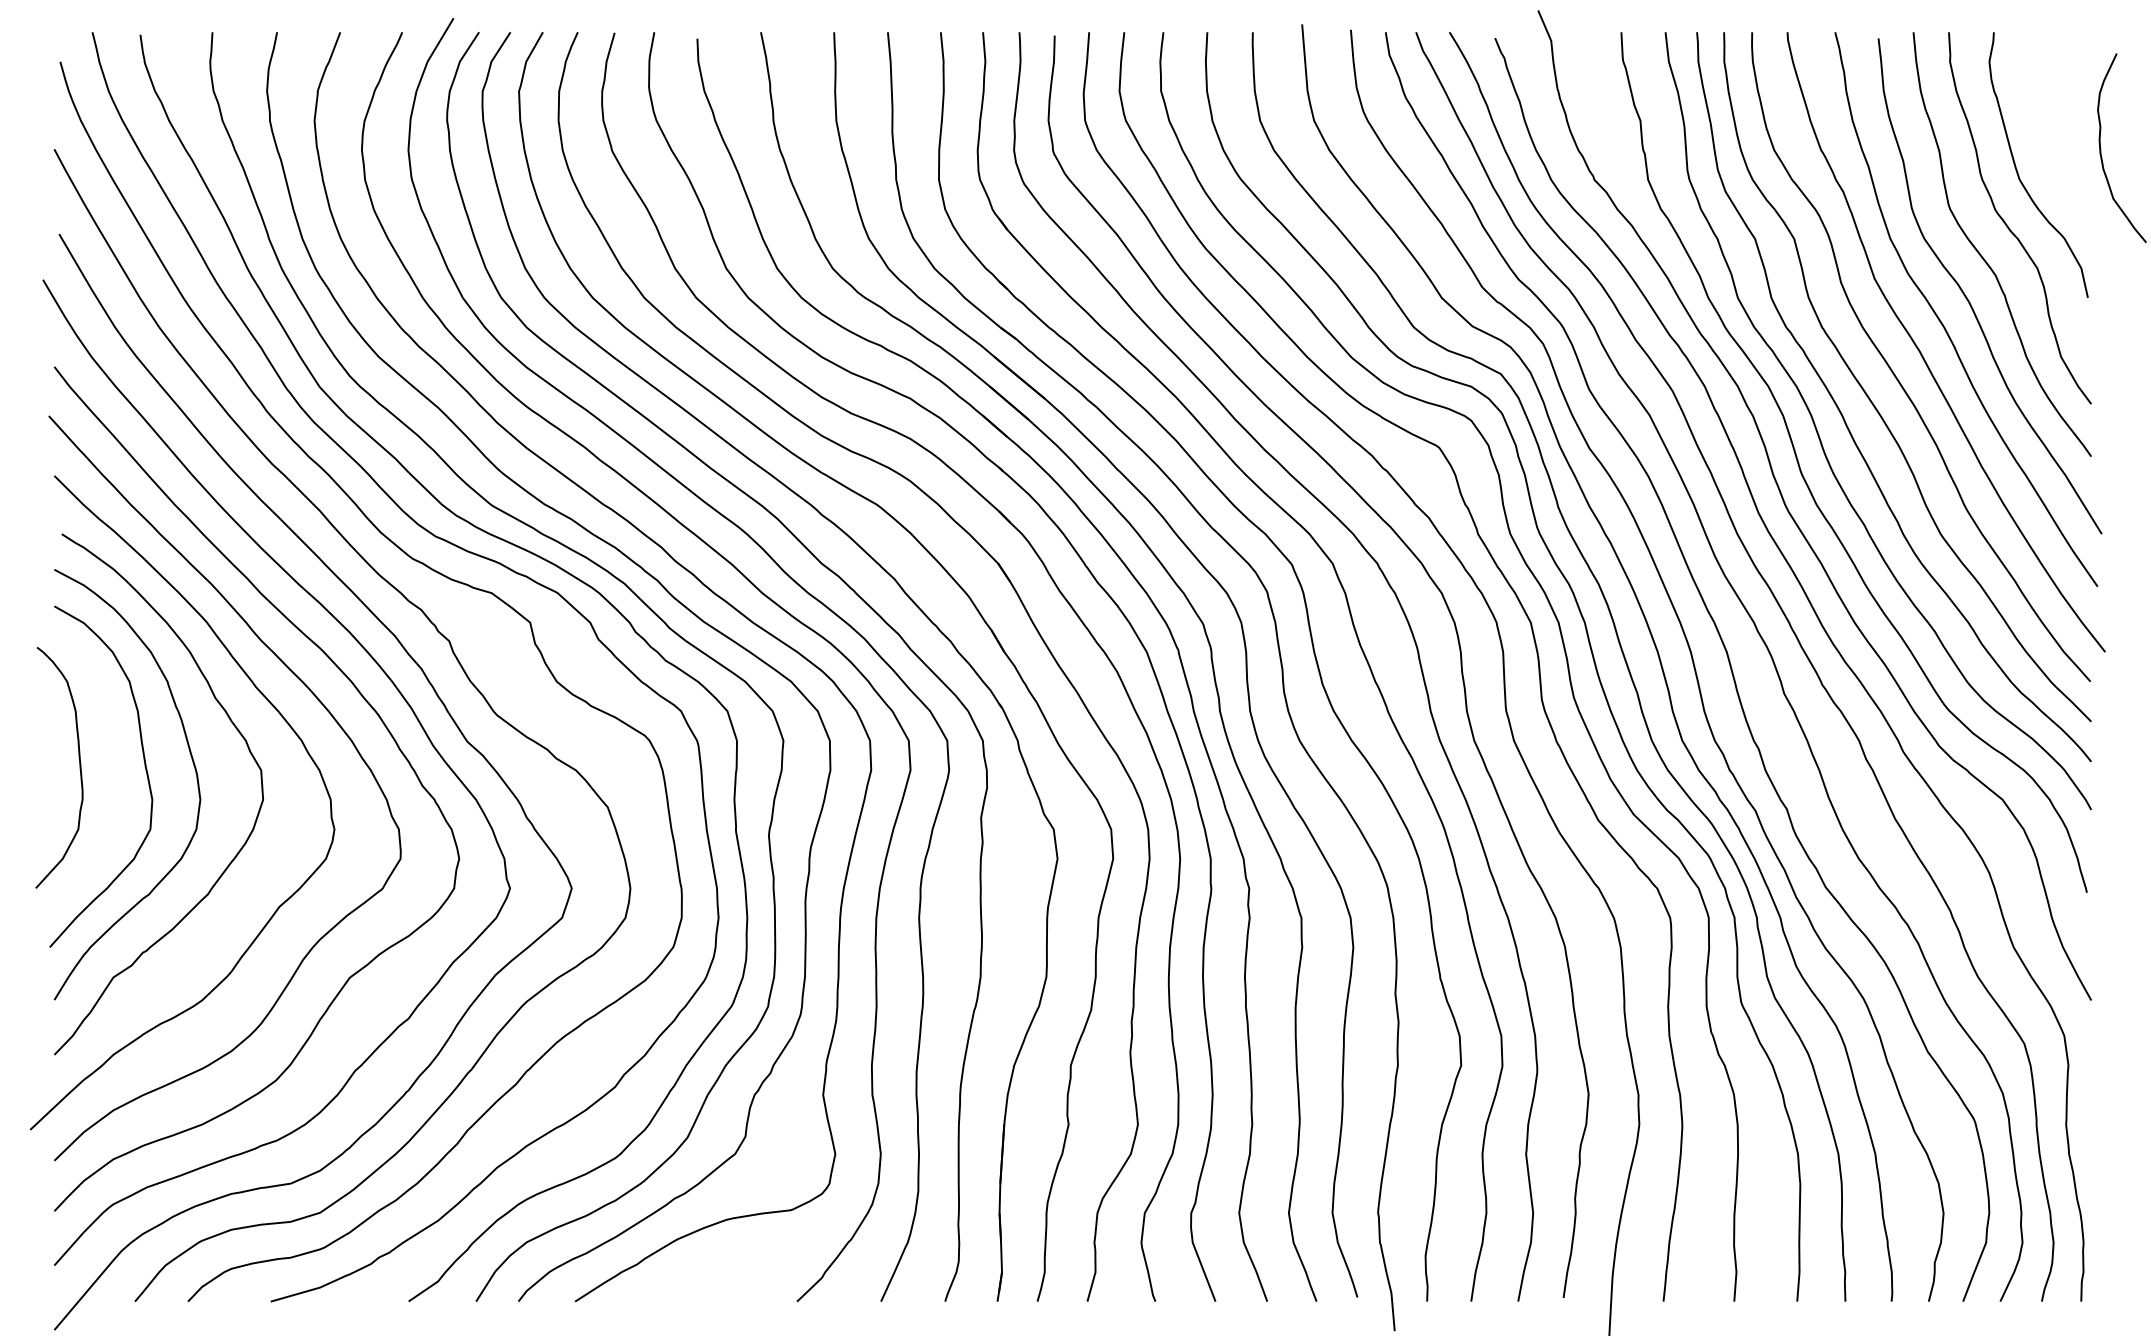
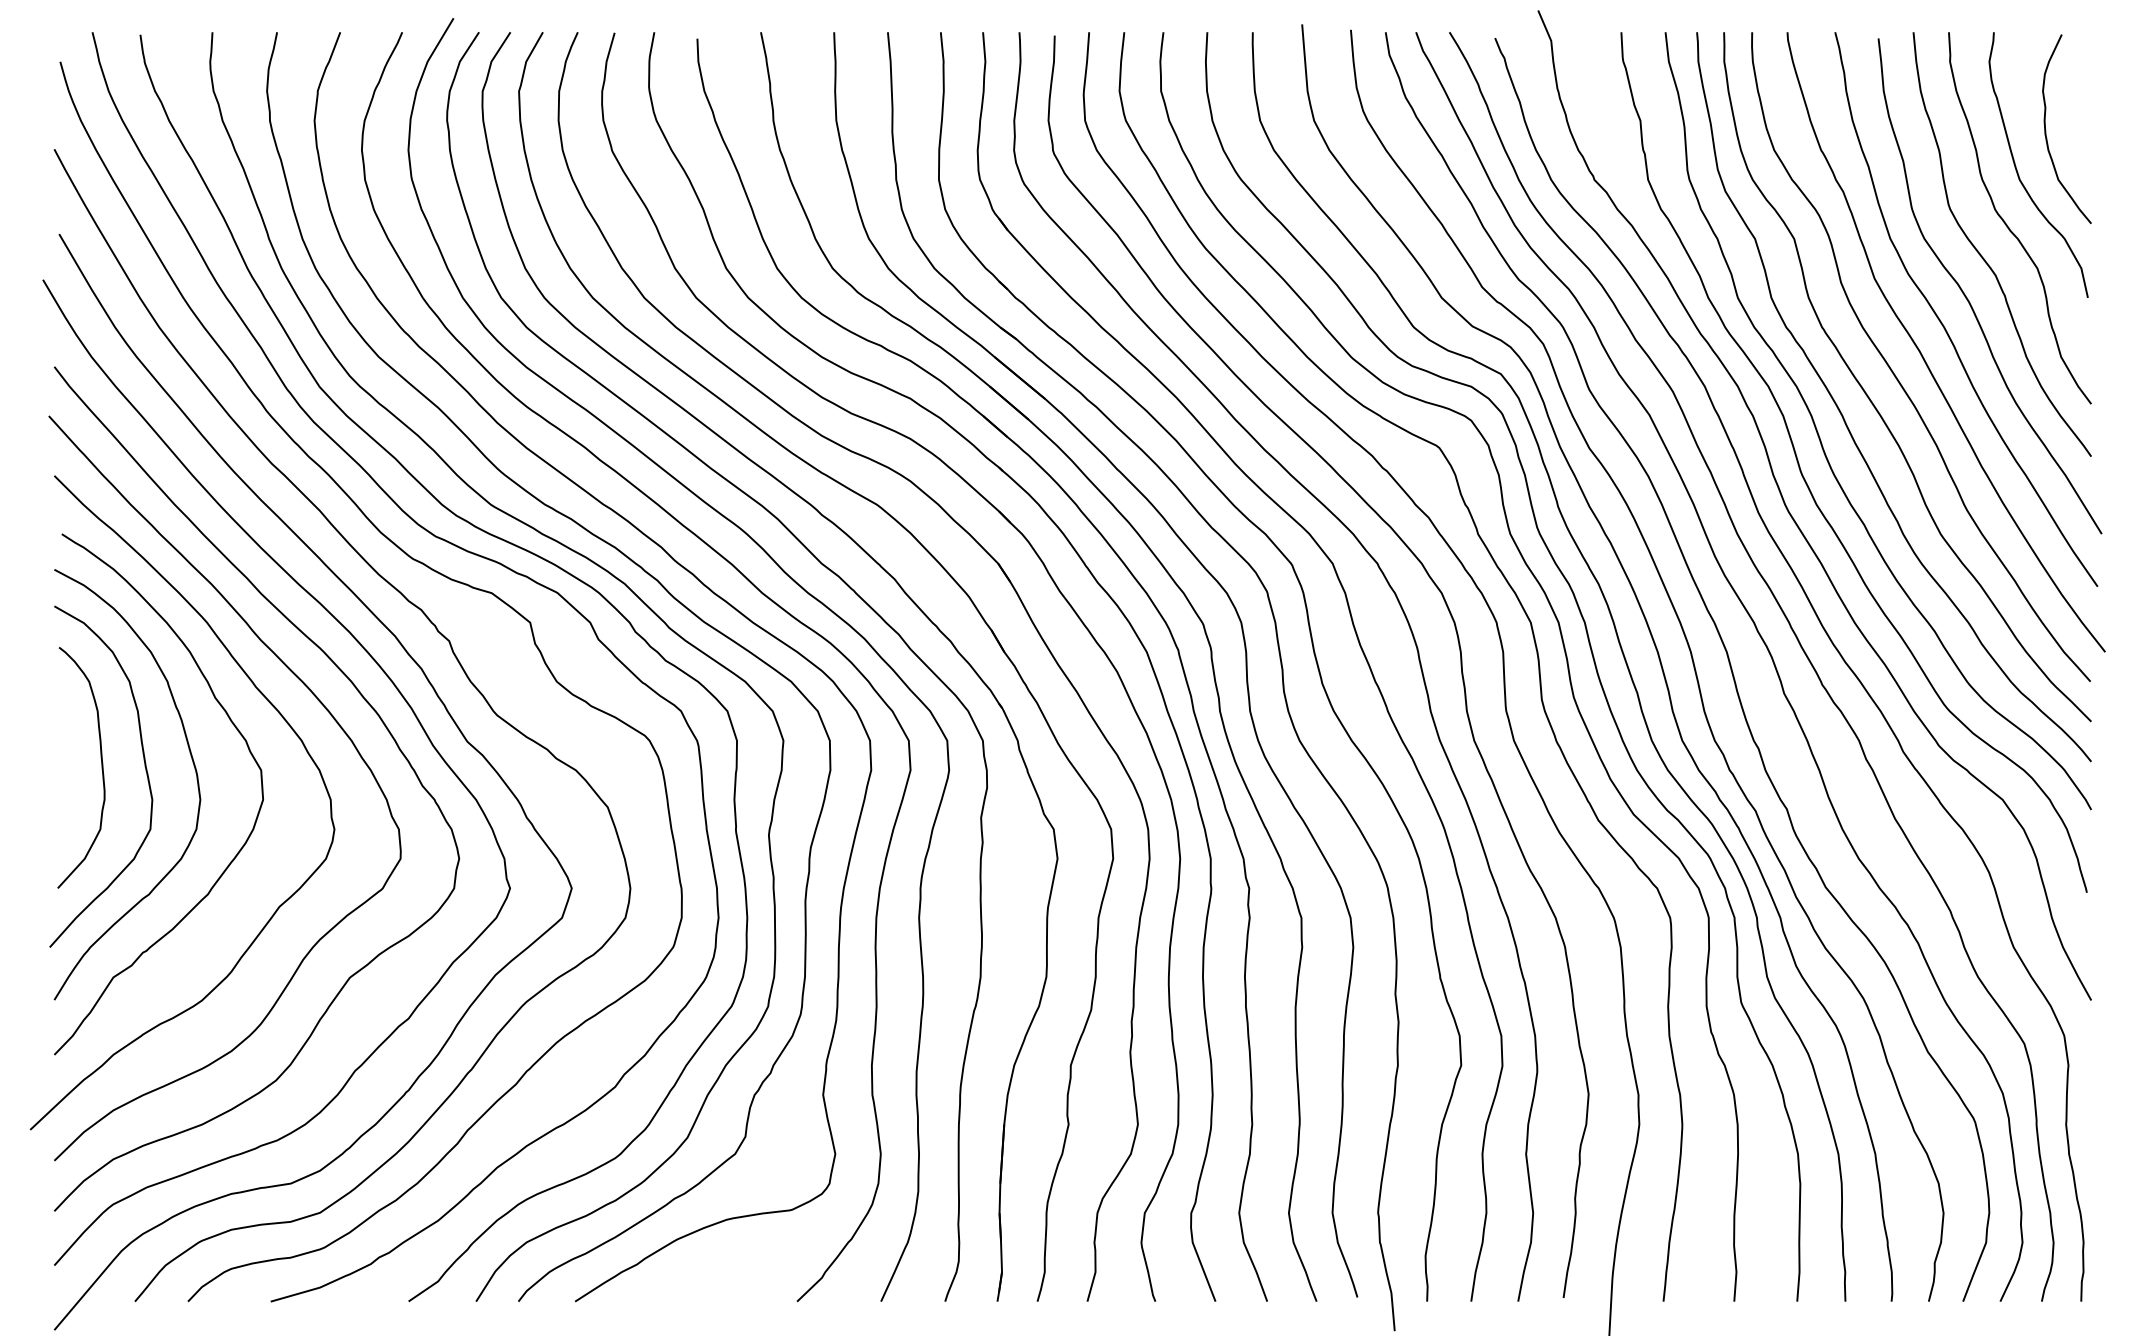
curve position: (2101, 148) -> (2046, 129) (2046, 129)
curve position: (79, 767) -> (101, 767) (101, 767)
